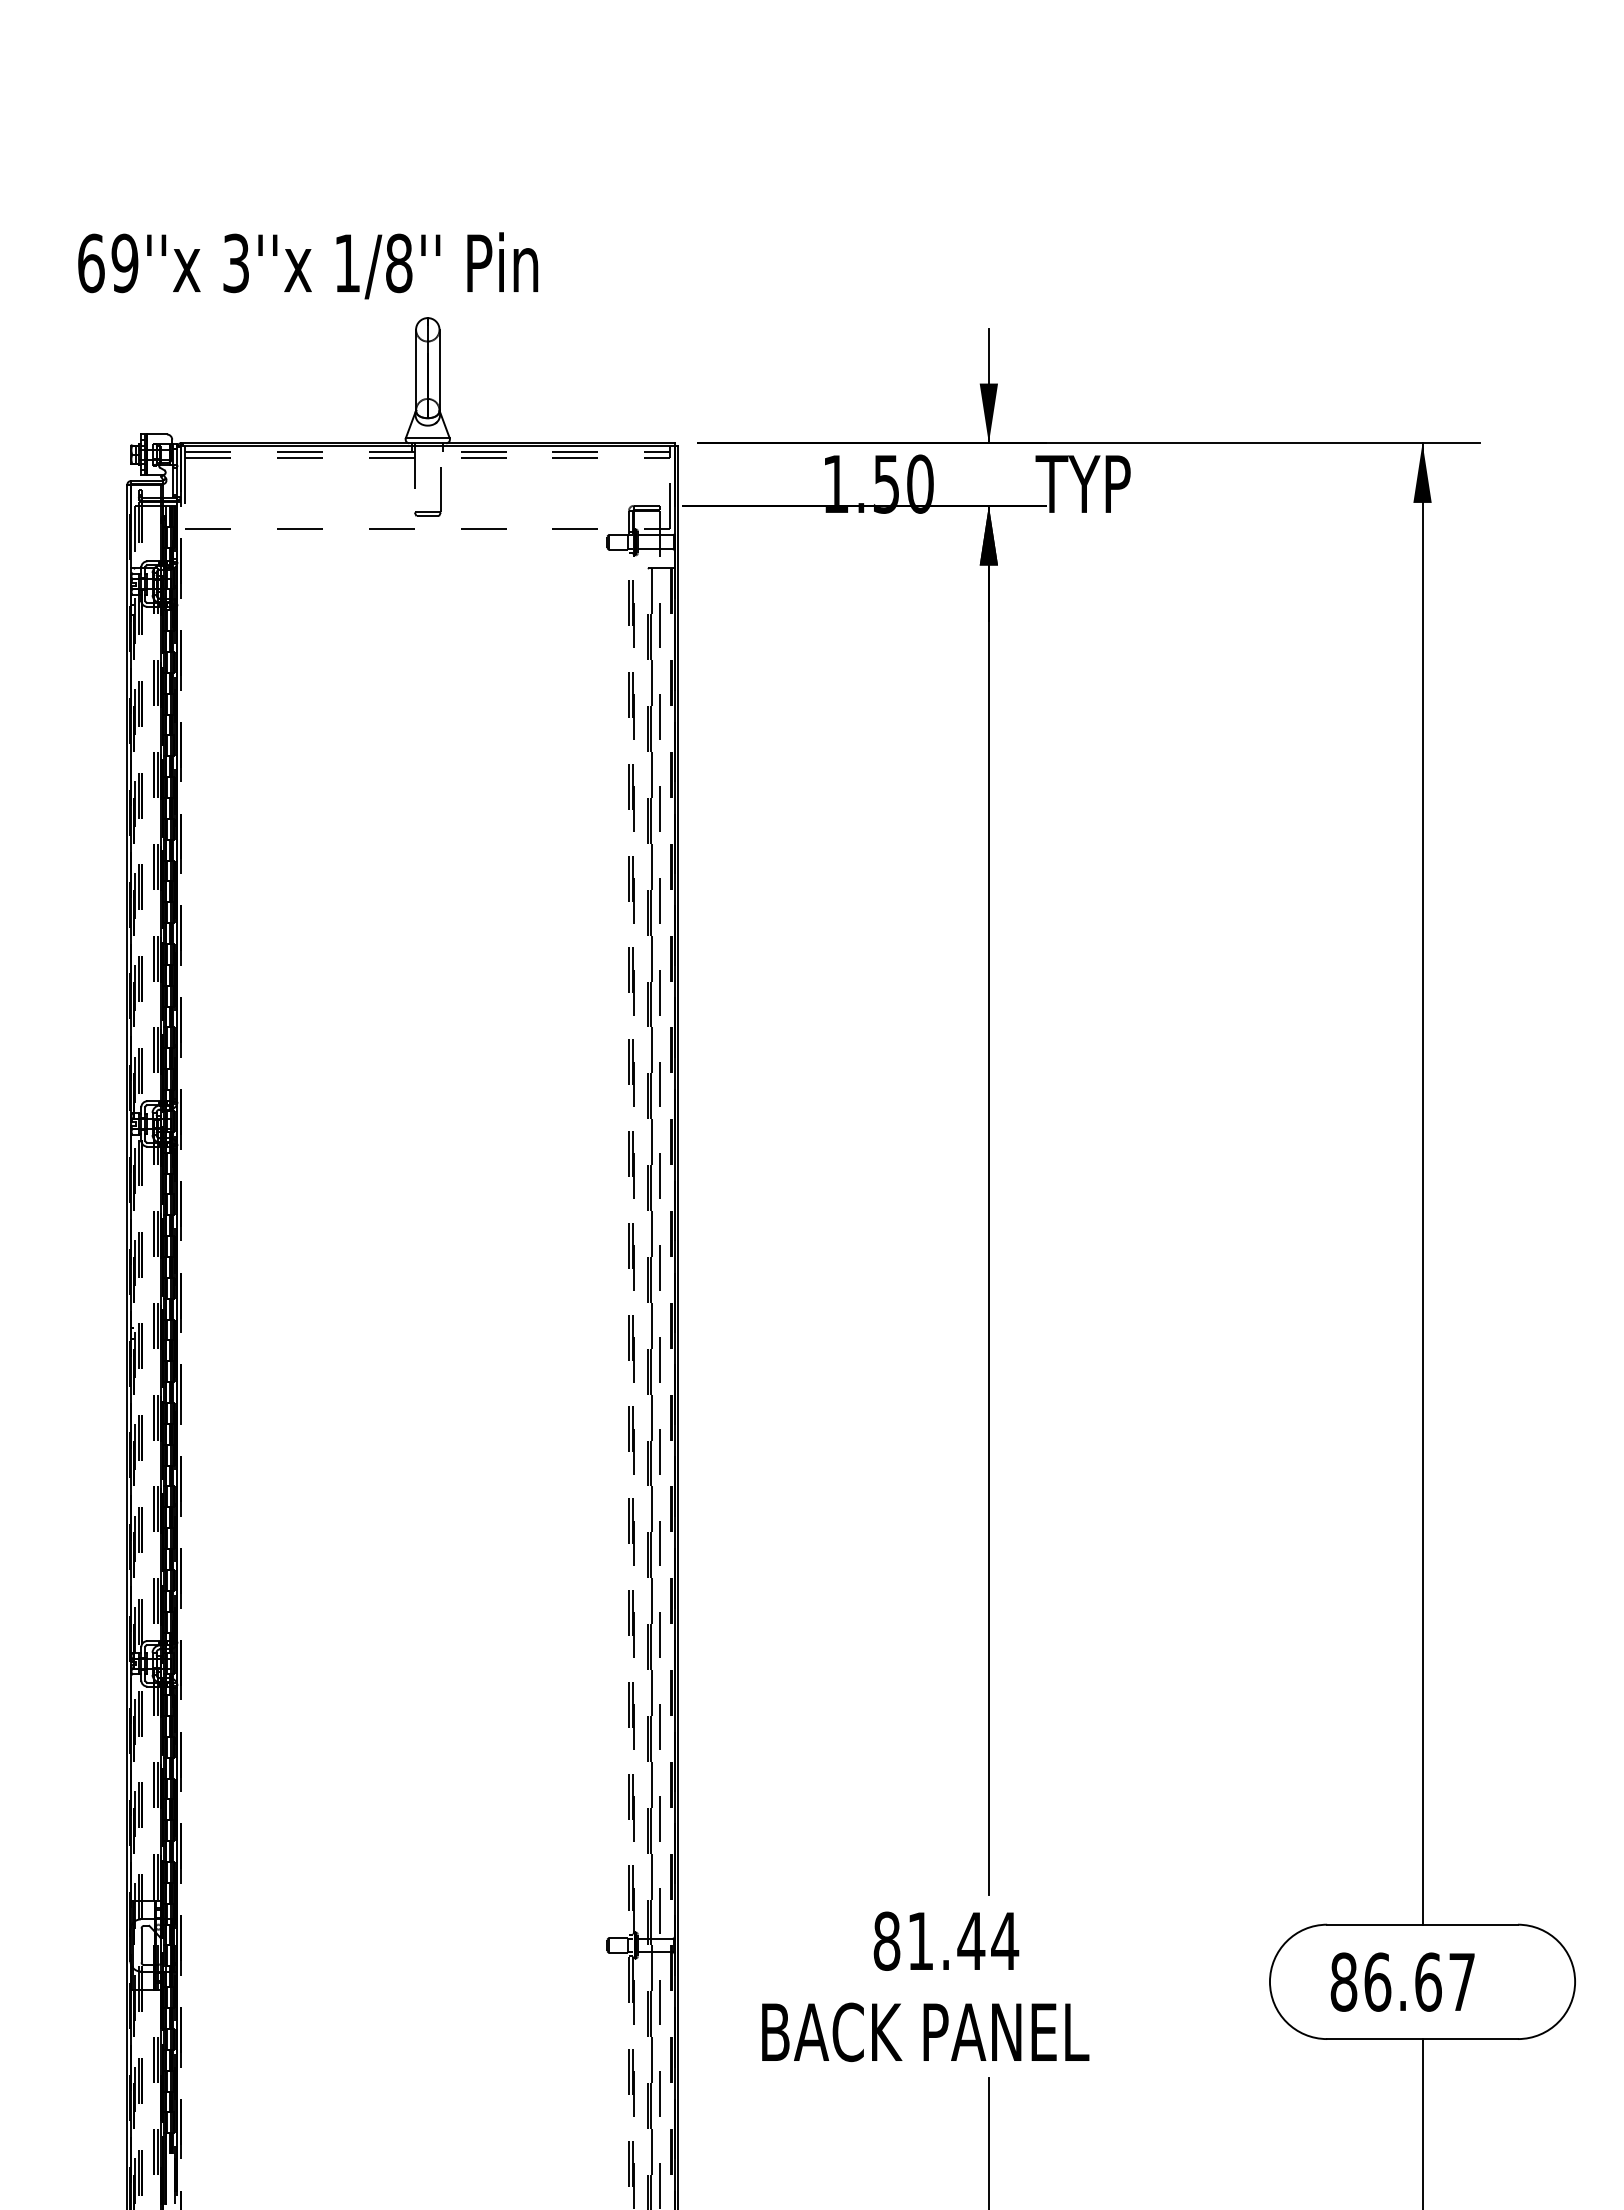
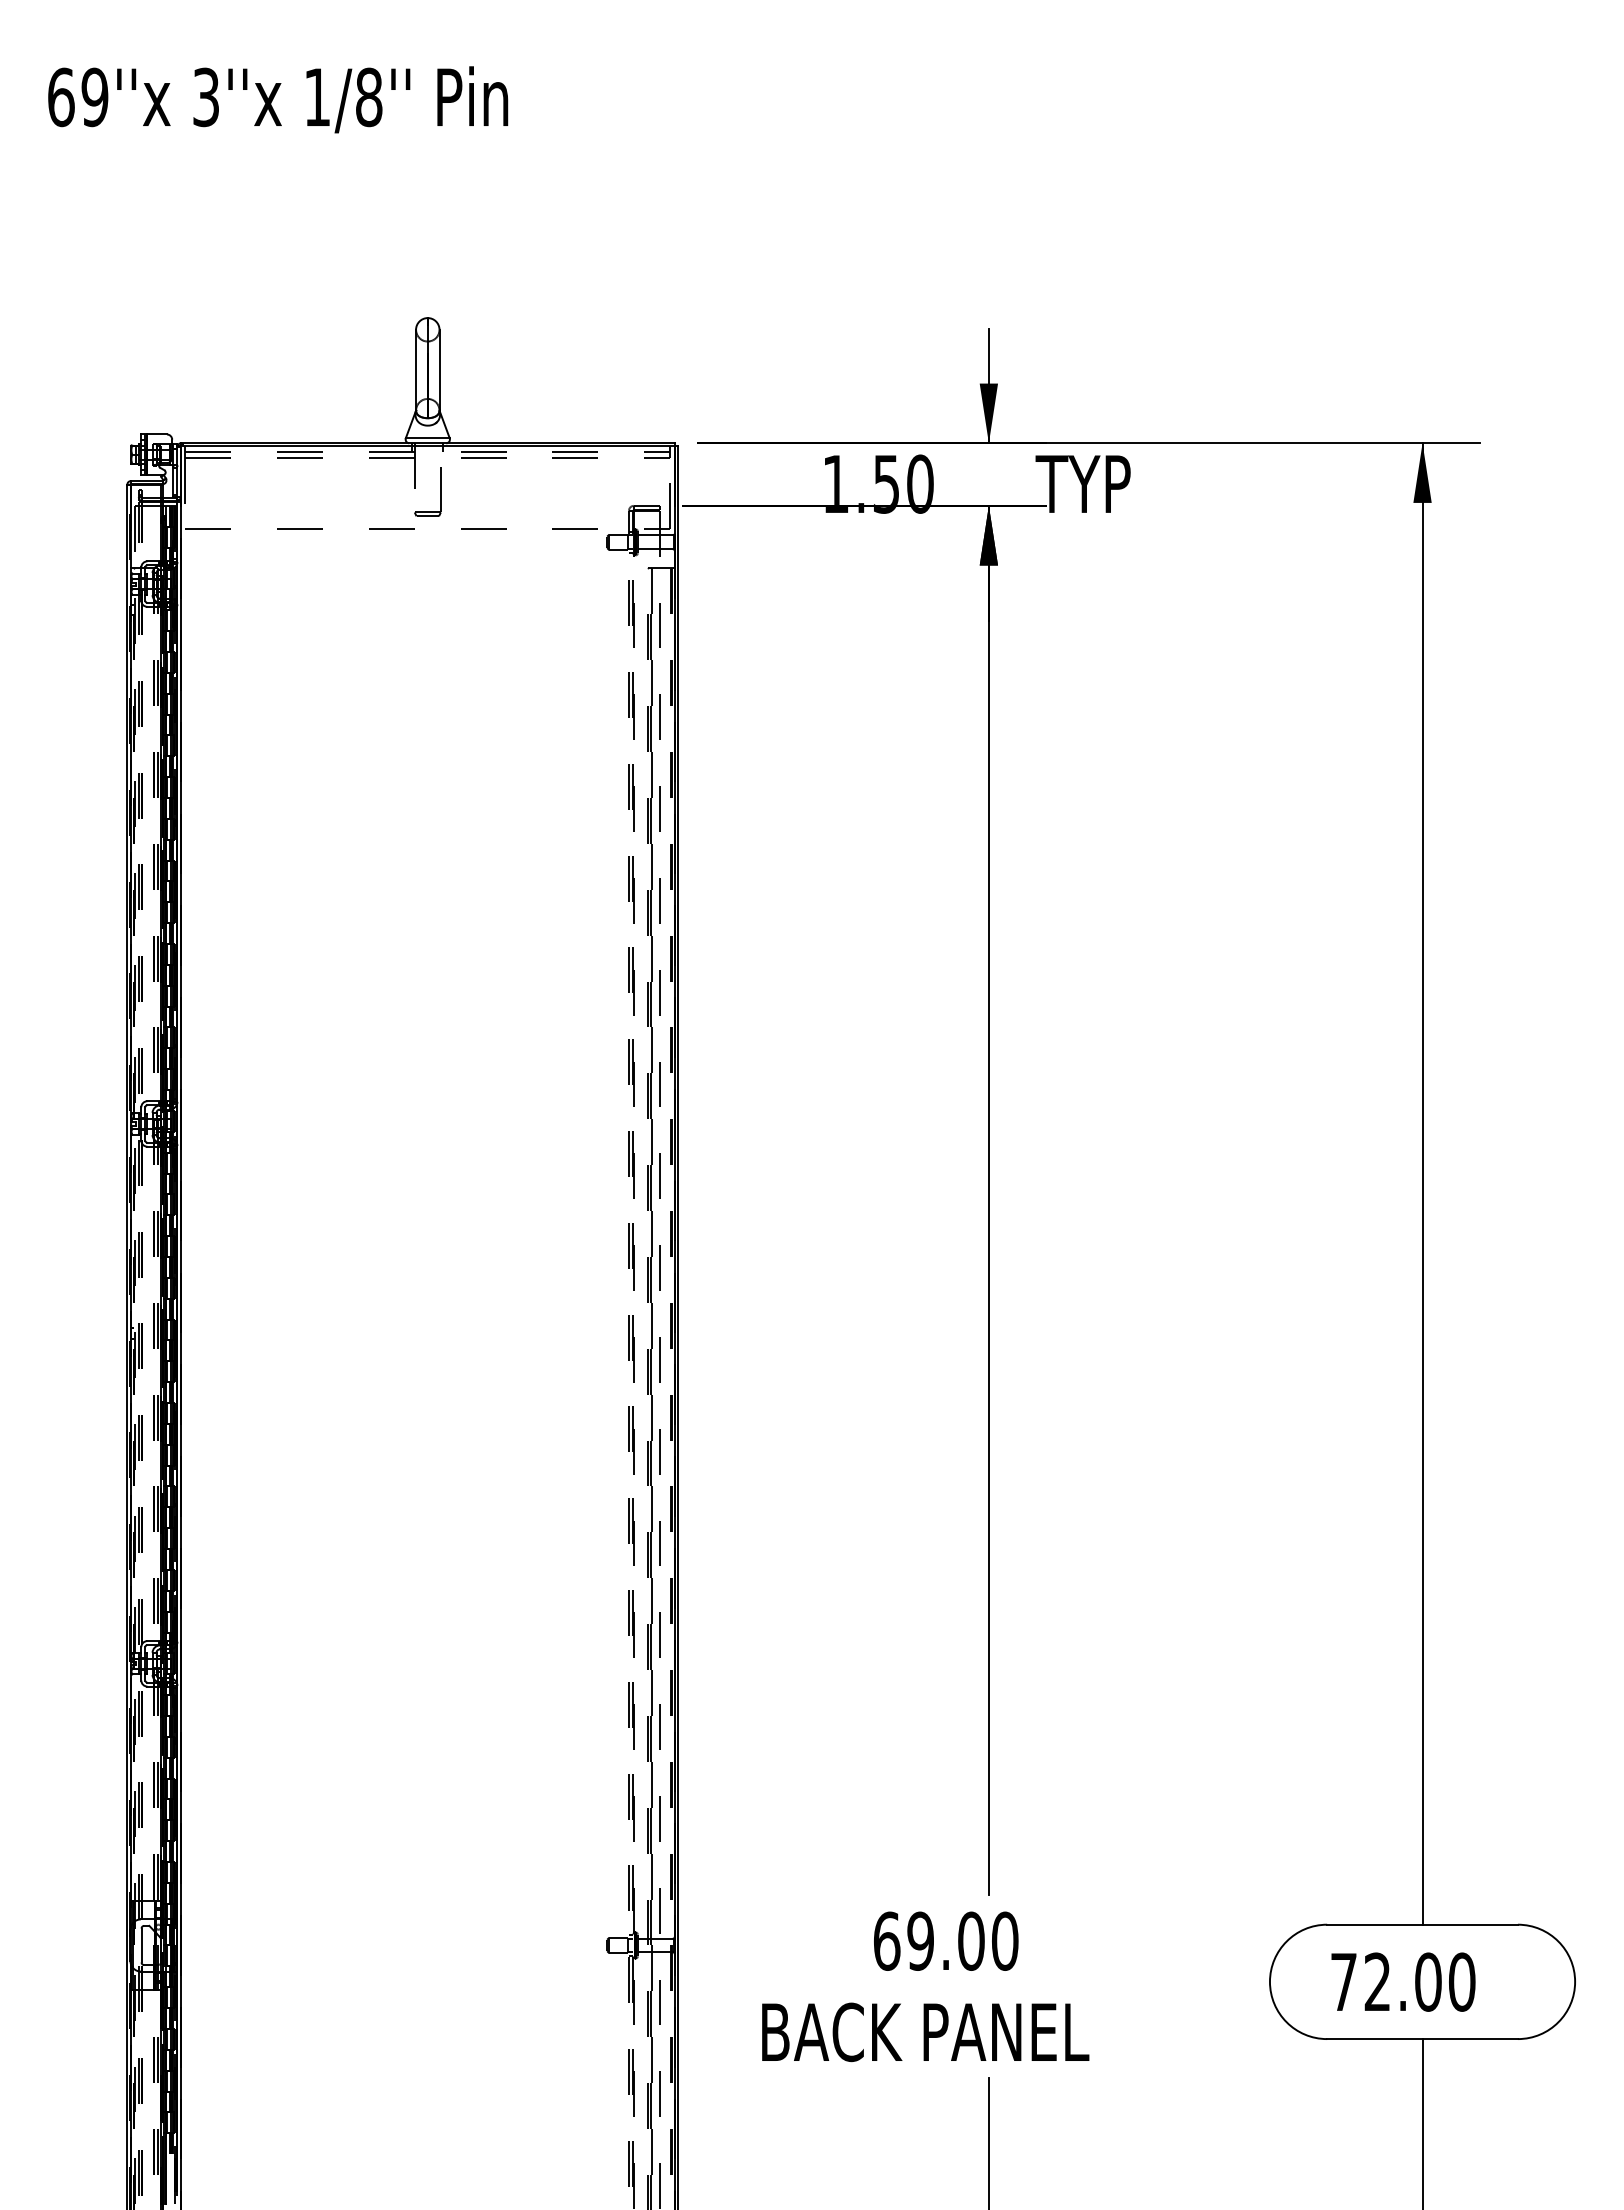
text position: (308, 265) -> (278, 99) (278, 99)
line: dashed -> solid (181, 1328)
text: 81.44 -> 69.00 (946, 1940)
text: 86.67 -> 72.00 (1402, 1981)
